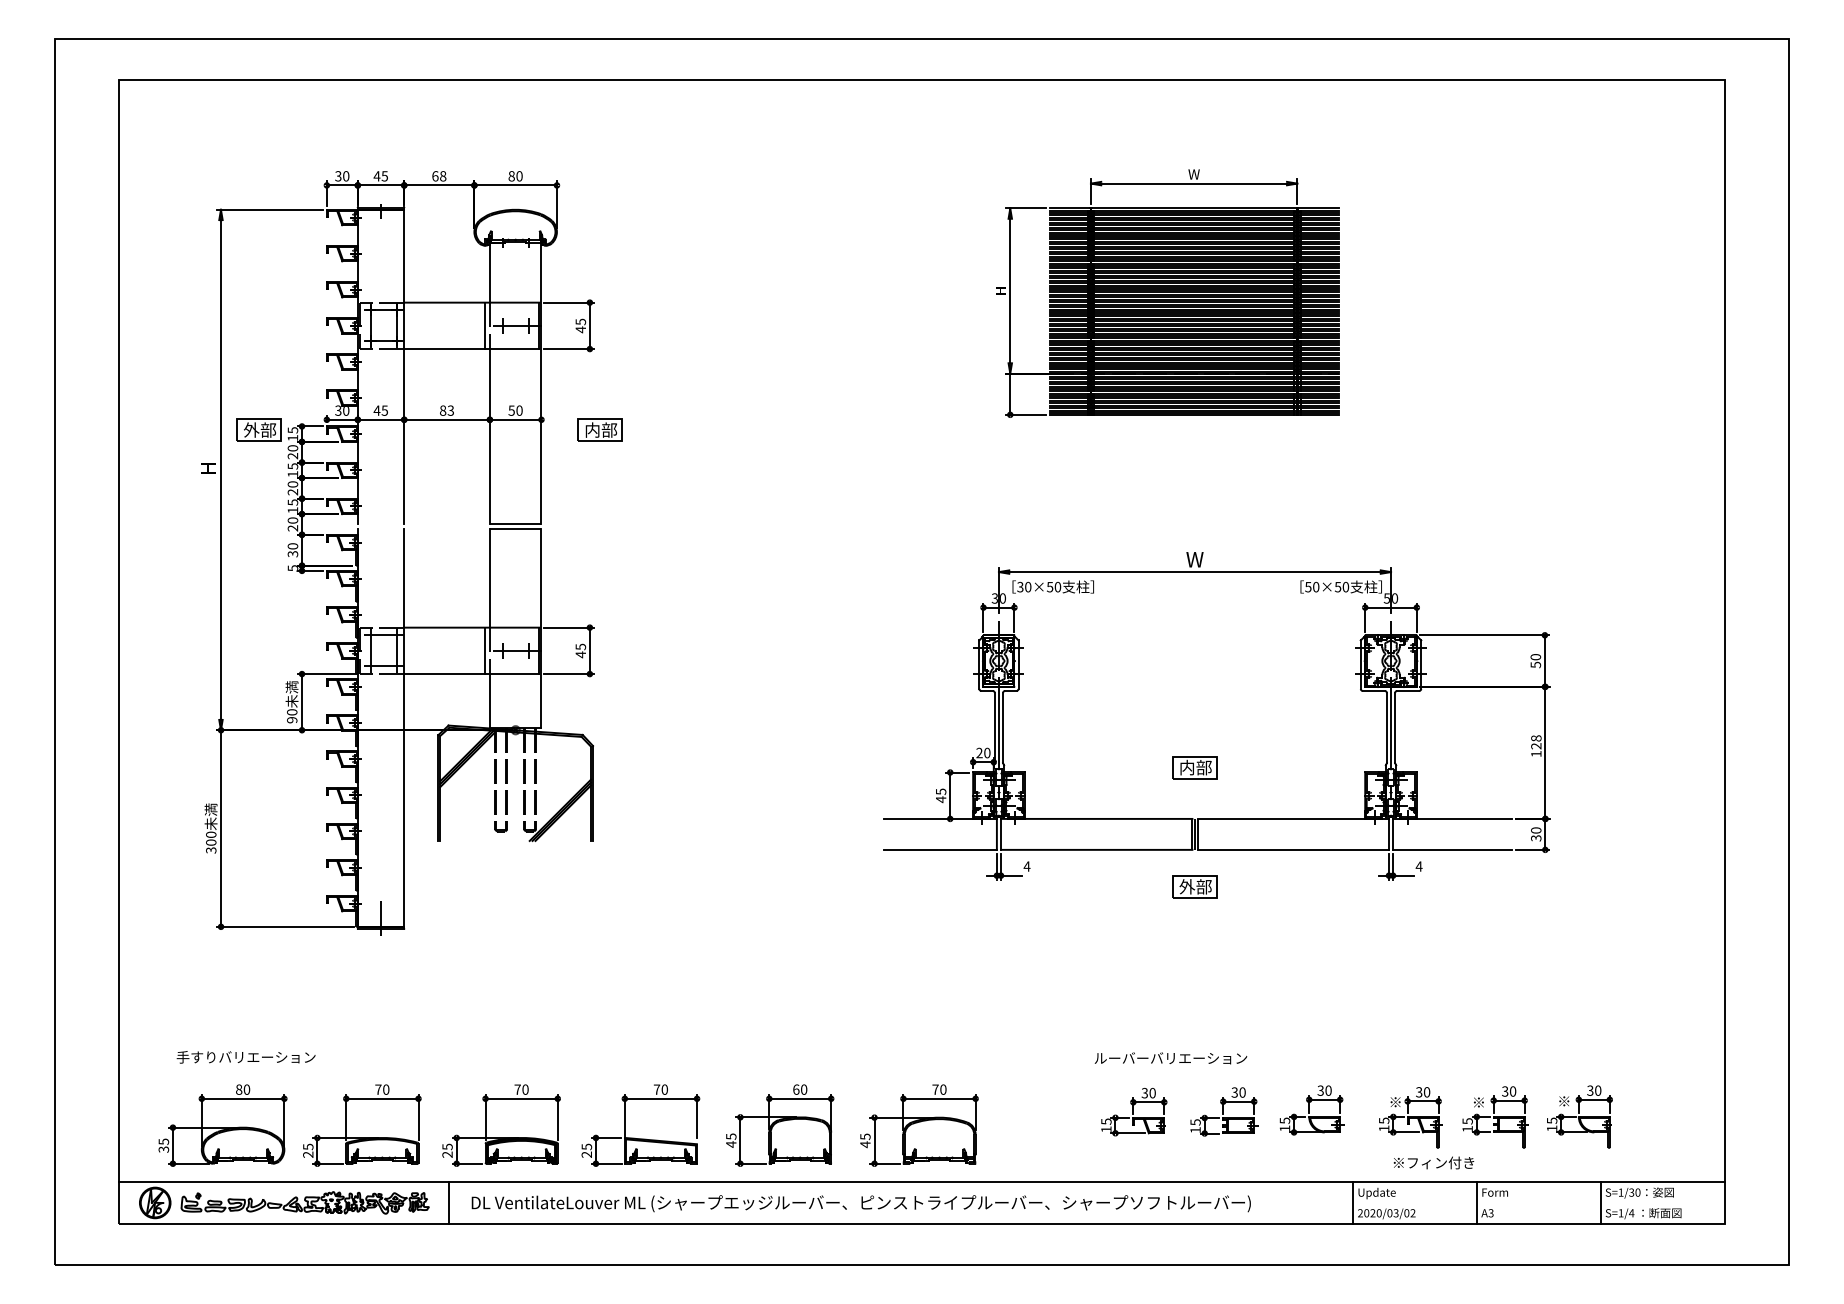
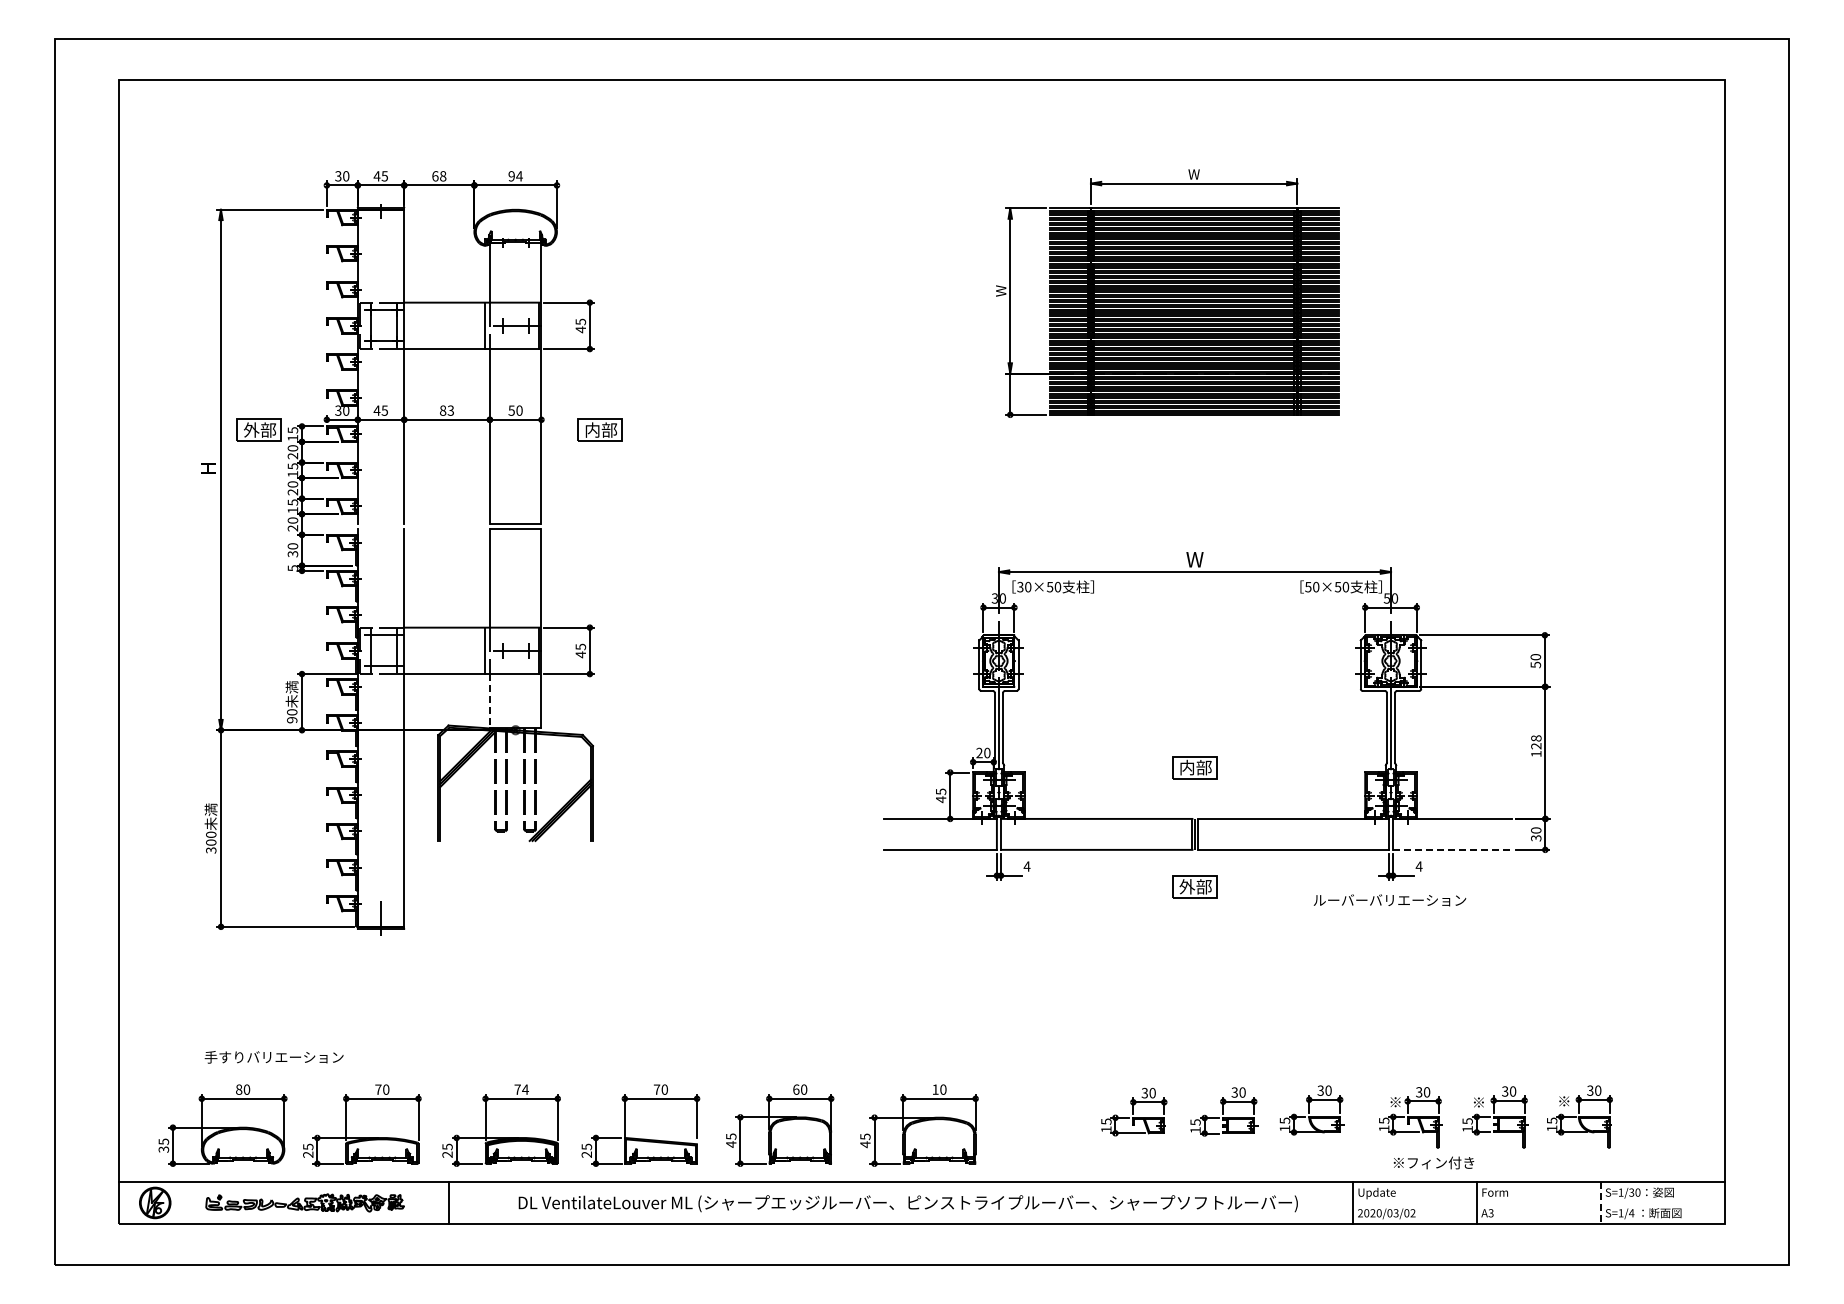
text: 80 -> 94 (515, 176)
text: H -> W (1001, 290)
line: solid -> dashed (489, 701)
line: solid -> dashed (1453, 849)
text position: (245, 1057) -> (273, 1057) (273, 1057)
text position: (1170, 1058) -> (1389, 900) (1389, 900)
text: 70 -> 74 (525, 1089)
text: 70 -> 10 (935, 1089)
part size: 250x24 px -> 200x20 px (304, 1202)
line: solid -> dashed (1600, 1202)
text position: (860, 1203) -> (907, 1203) (907, 1203)
